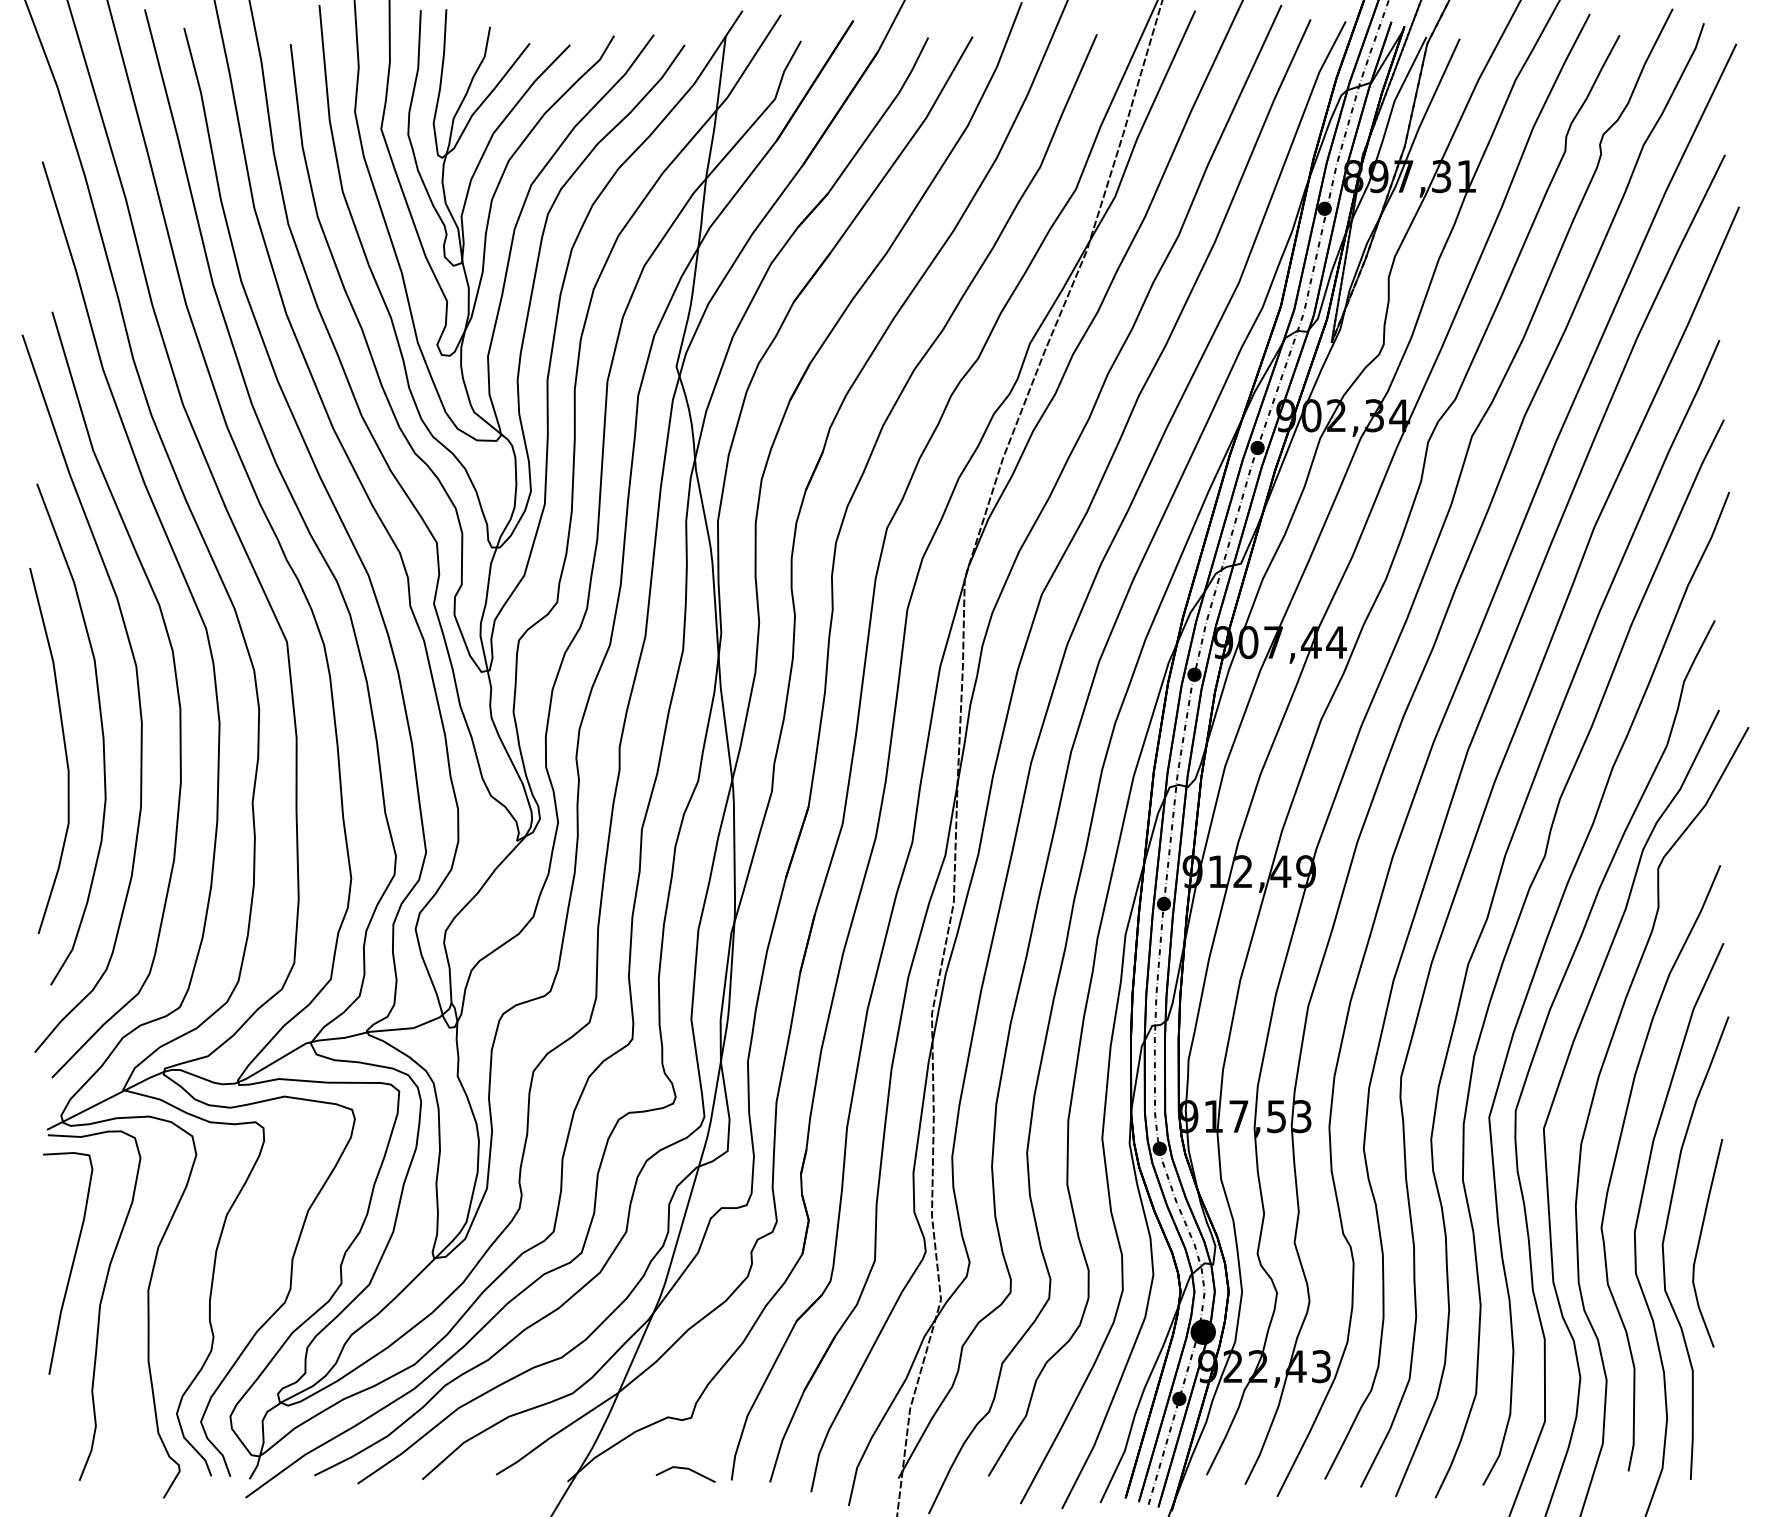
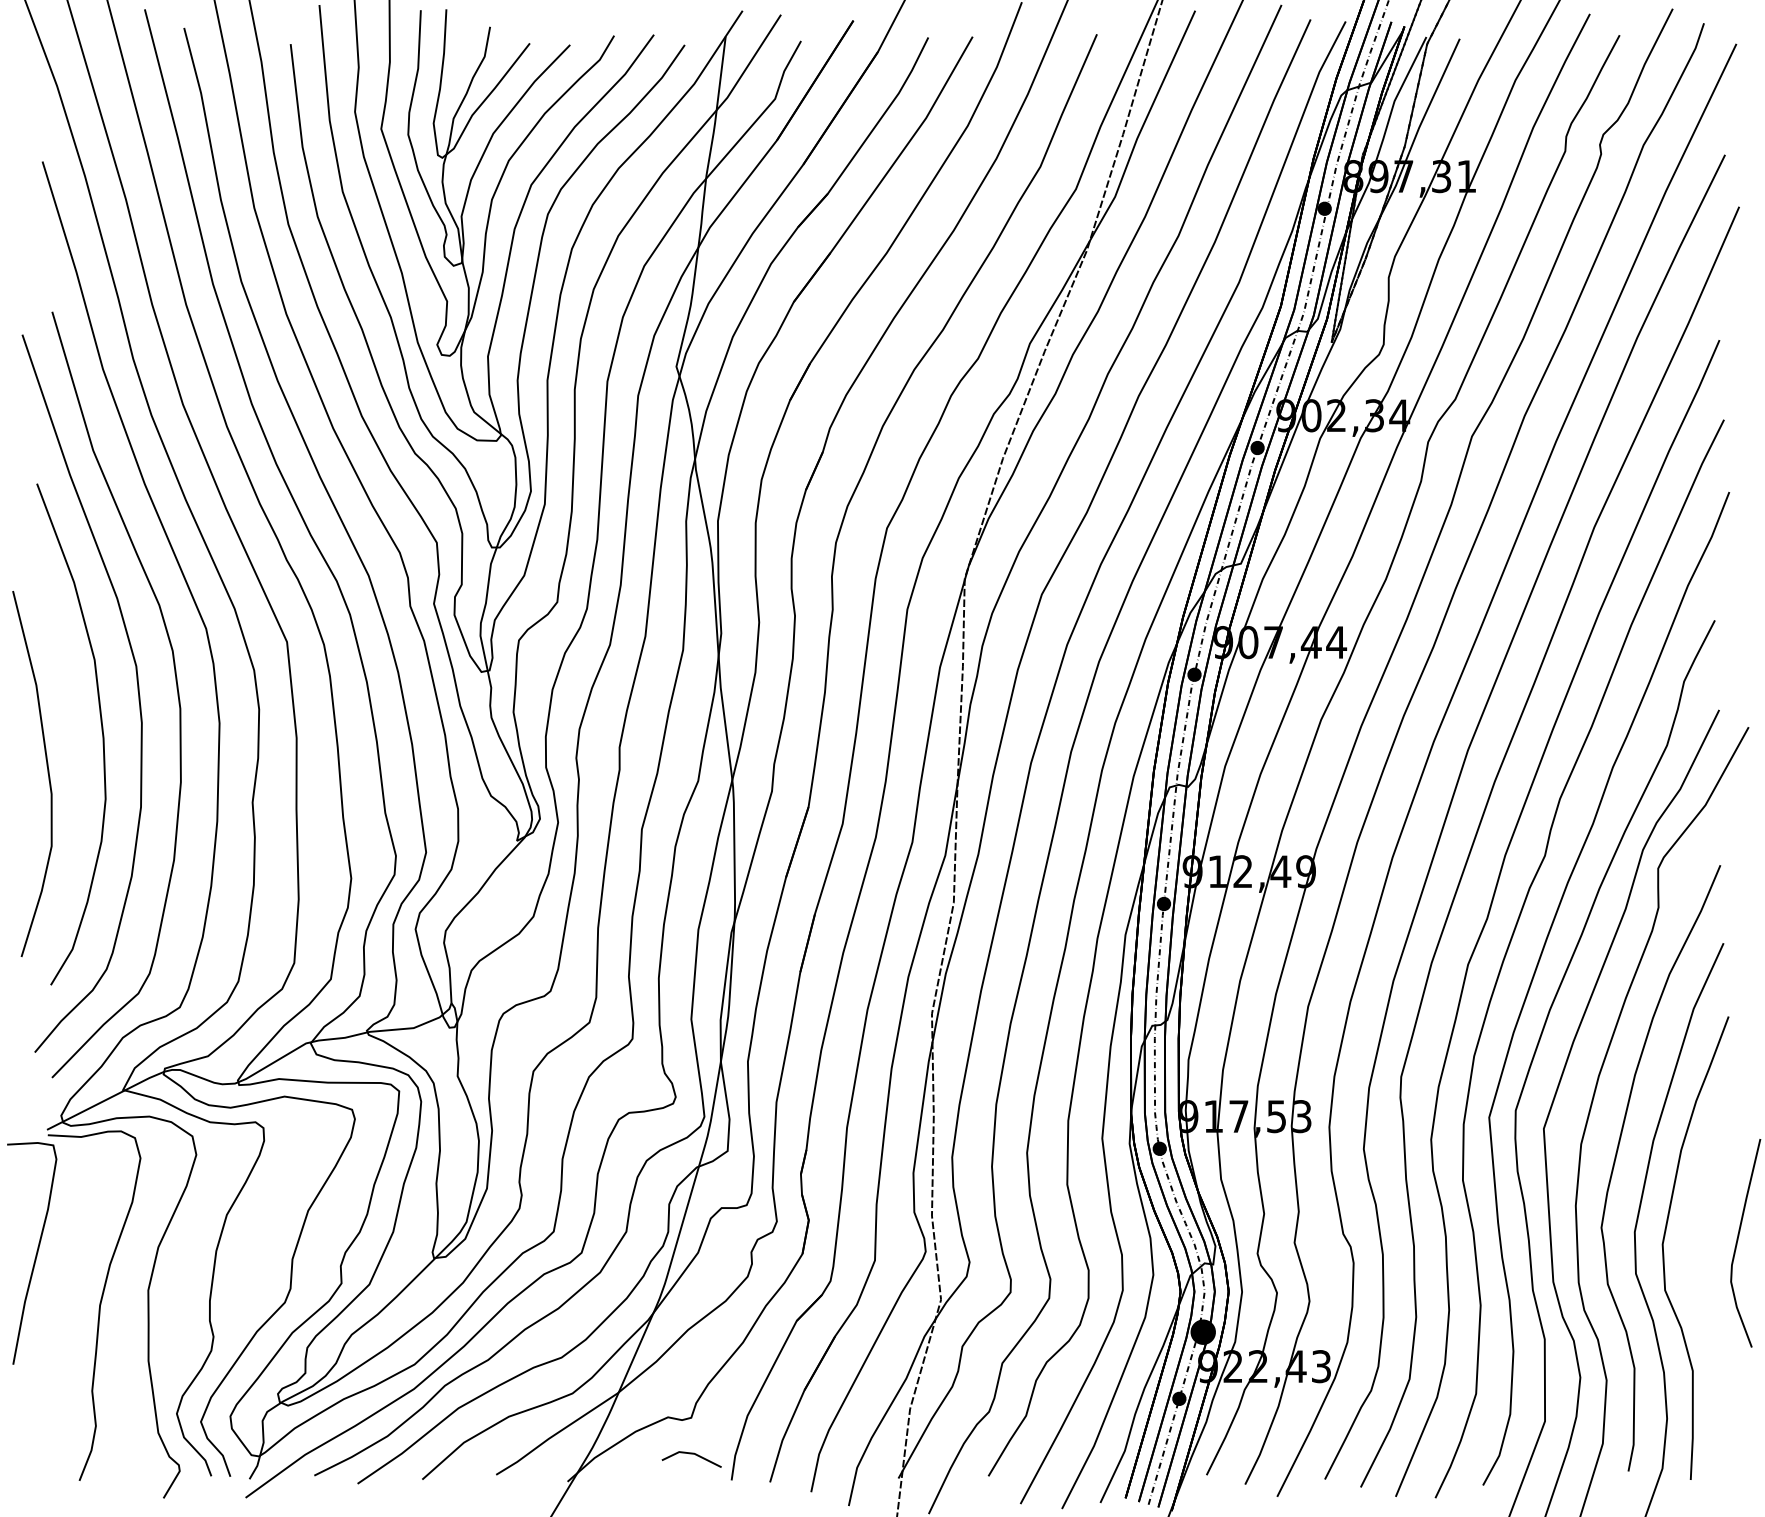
curve position: (64, 750) -> (47, 773) (47, 773)
curve position: (1700, 1240) -> (1738, 1240) (1738, 1240)
curve position: (71, 1264) -> (35, 1254) (35, 1254)
line position: (685, 1469) -> (691, 1454) (691, 1454)
